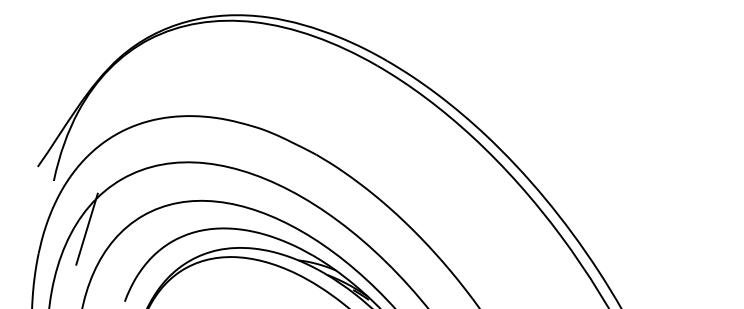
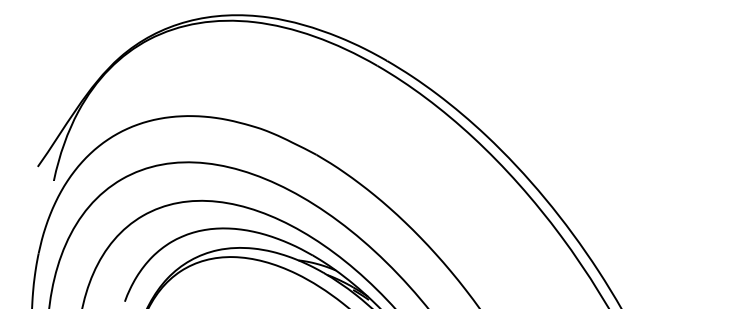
line: present -> none (86, 228)
